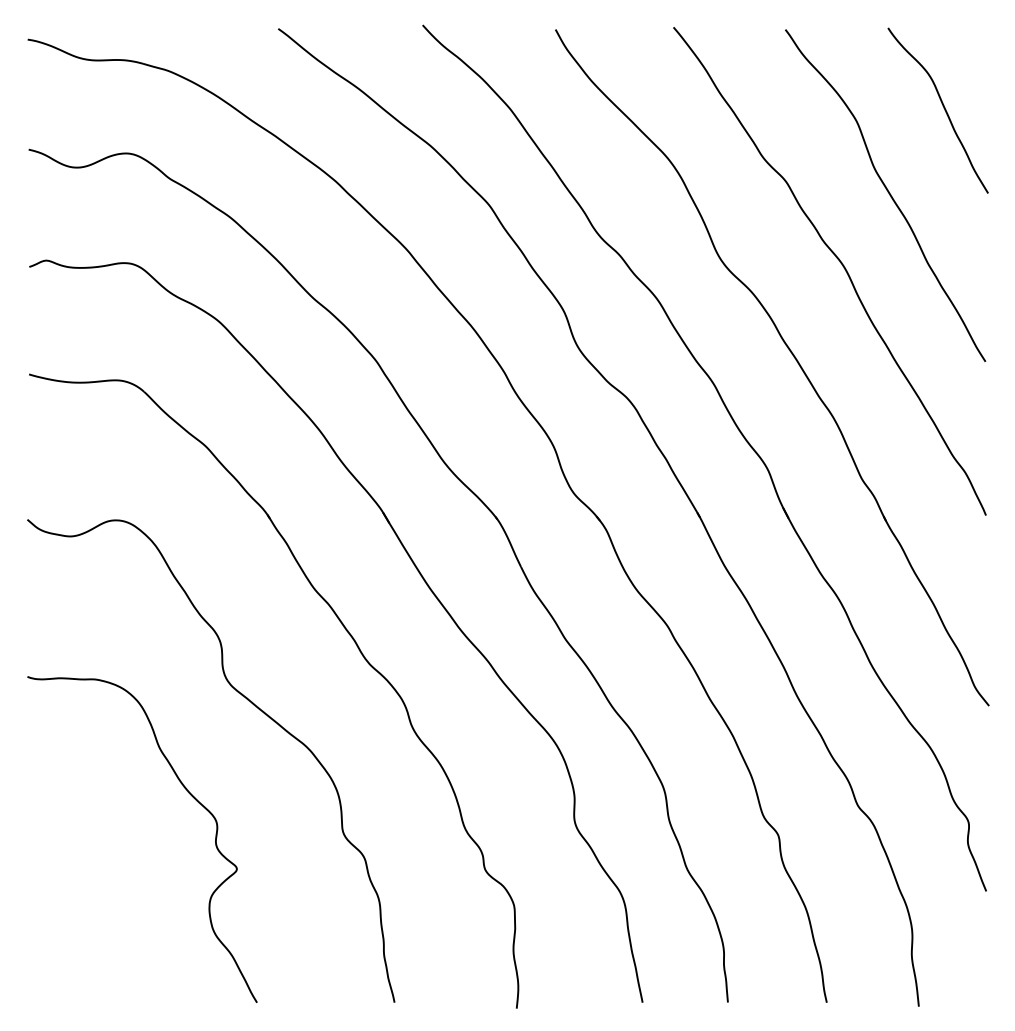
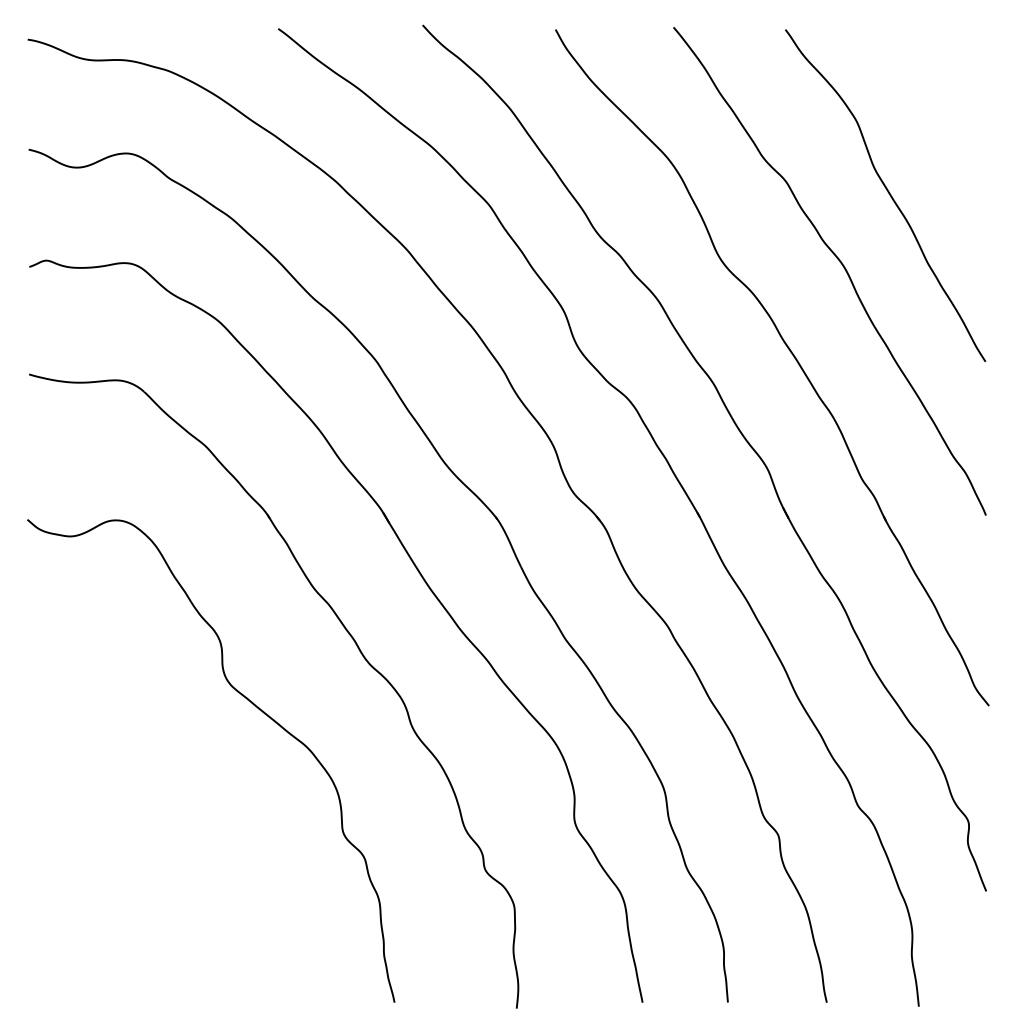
curve: present -> none (943, 108)
curve: present -> none (188, 793)
